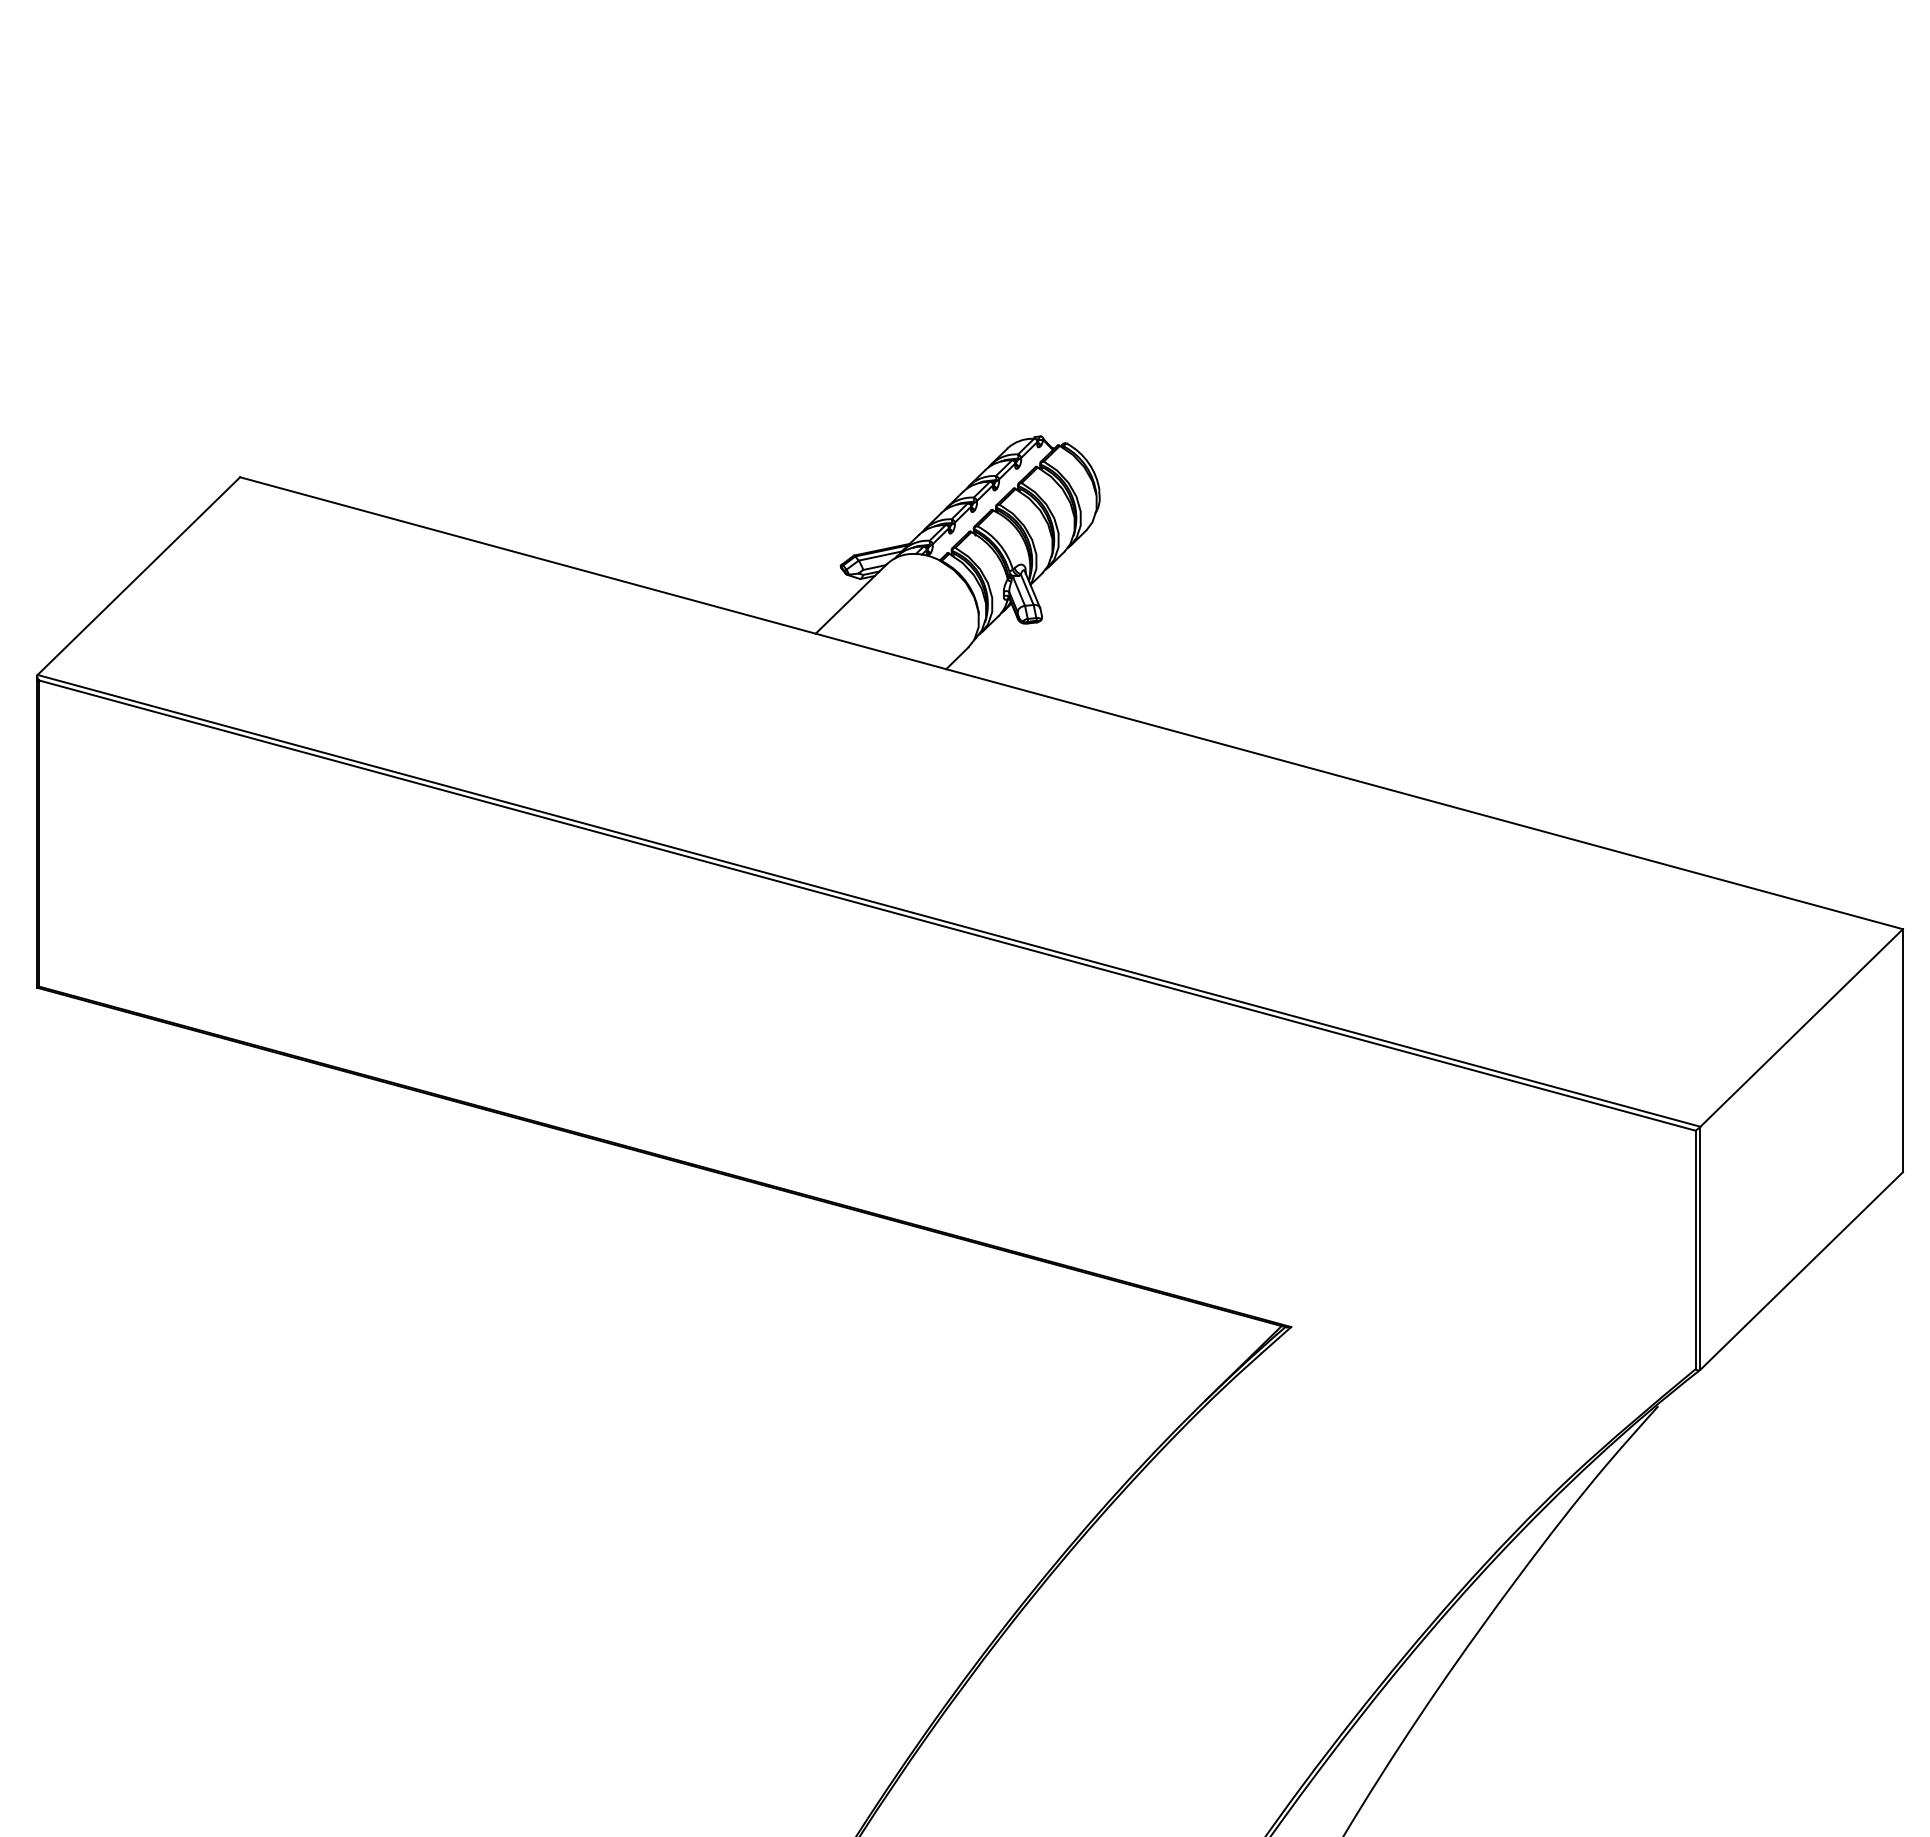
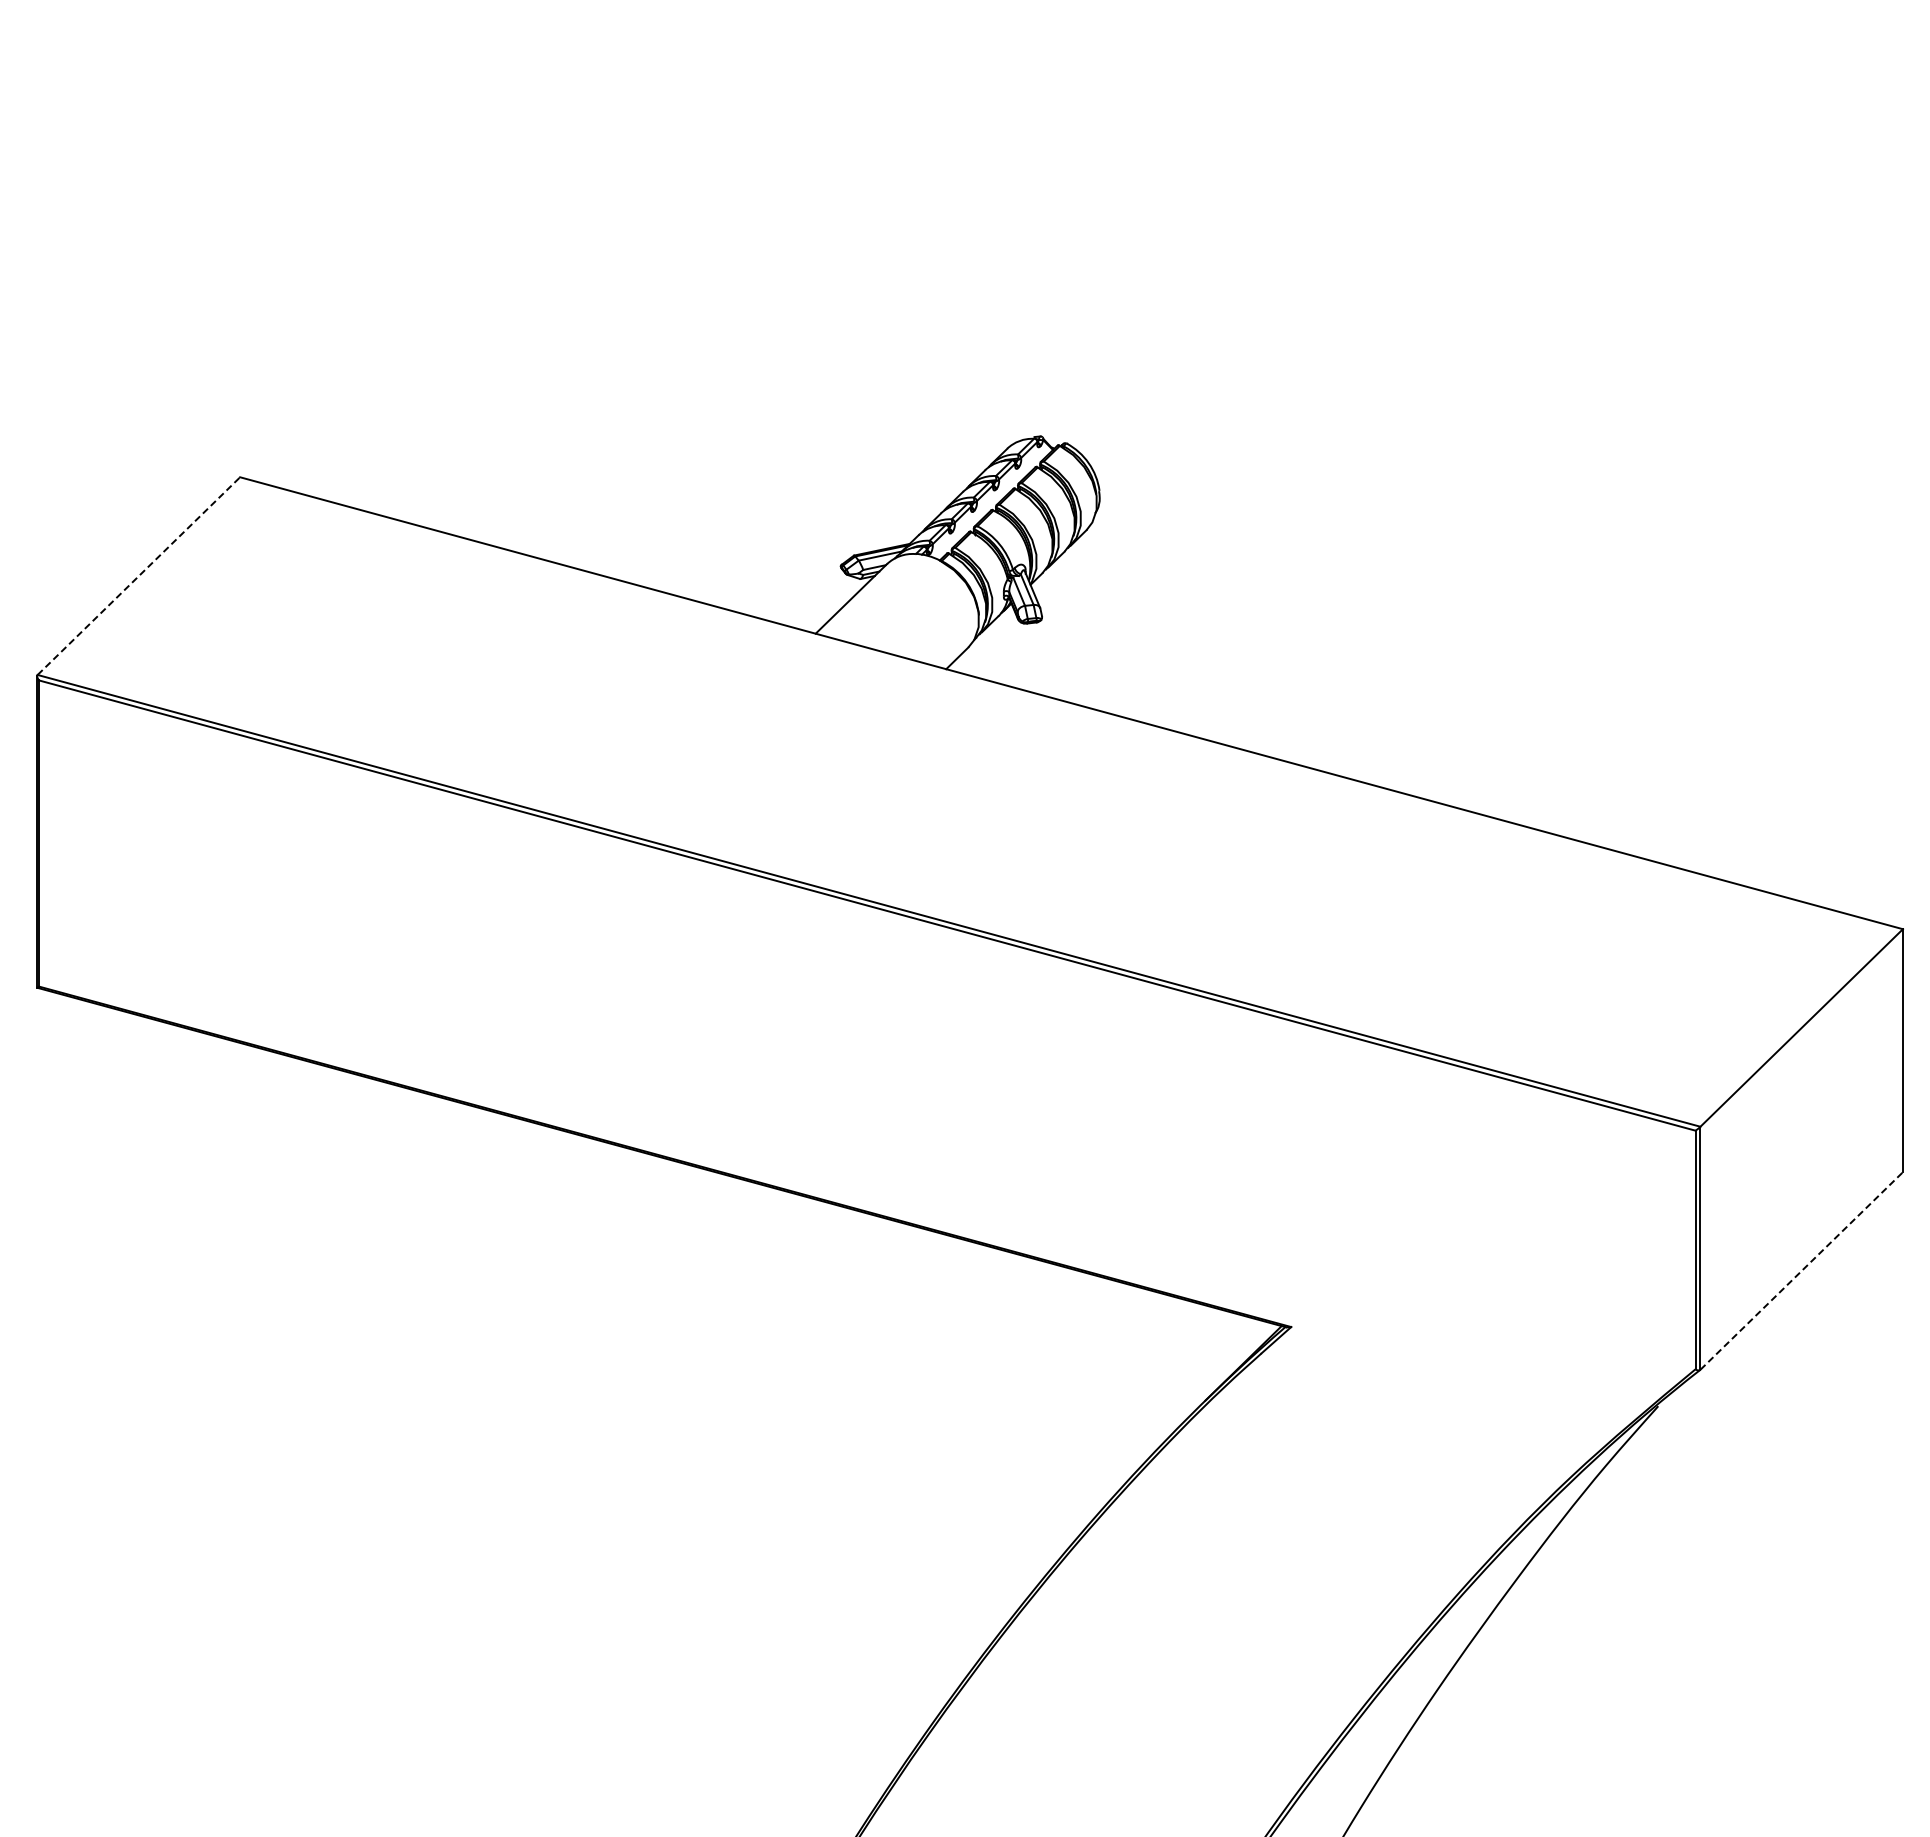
line: solid -> dashed (139, 575)
line: solid -> dashed (1802, 1270)
